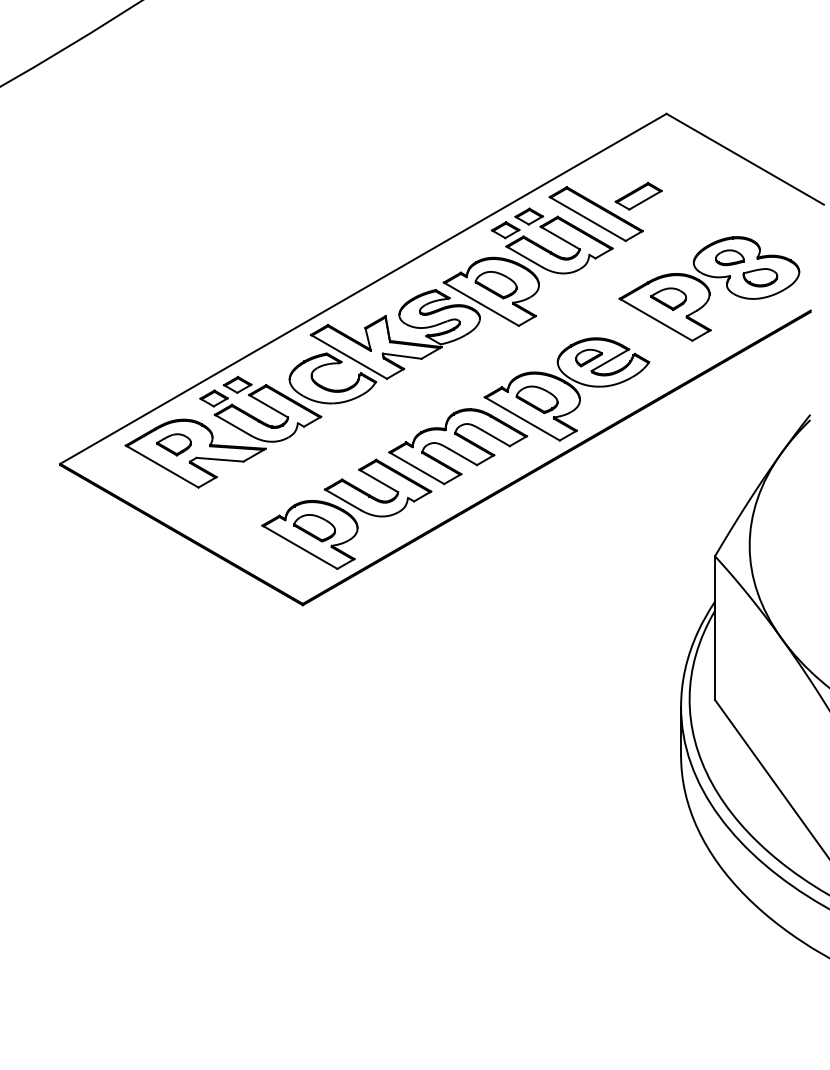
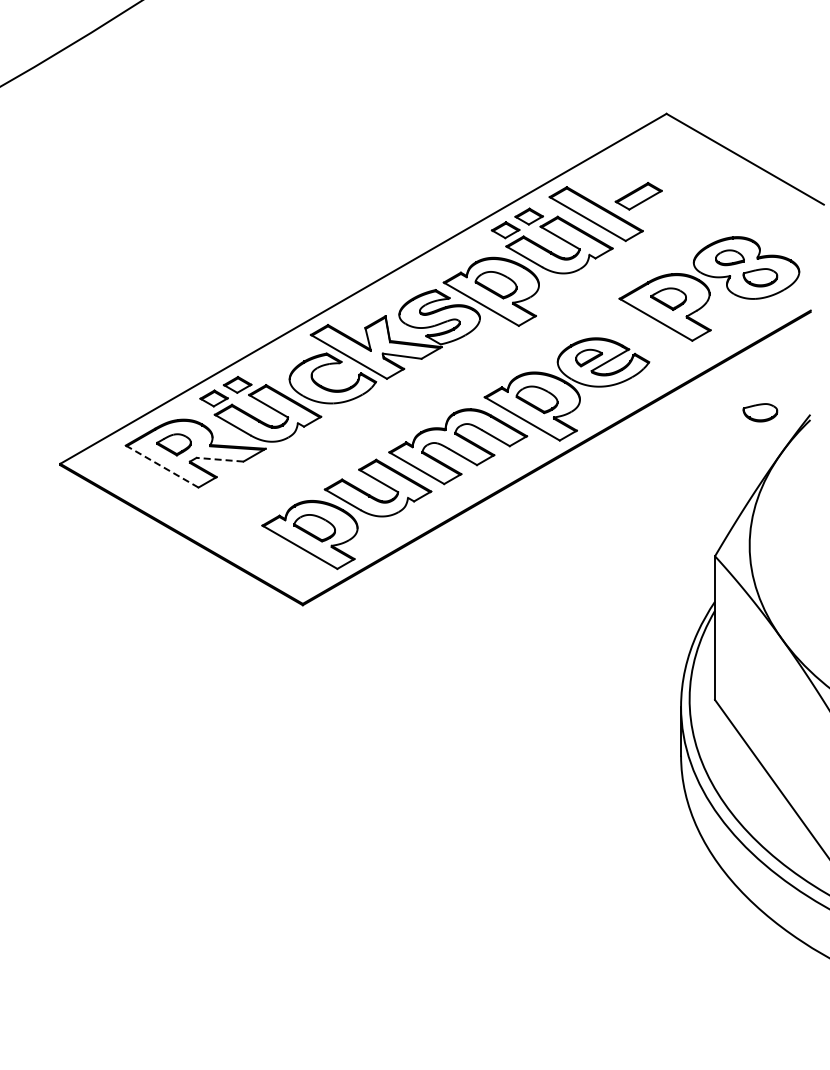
part: none -> present (760, 412)
line: solid -> dashed (220, 459)
line: solid -> dashed (161, 466)
